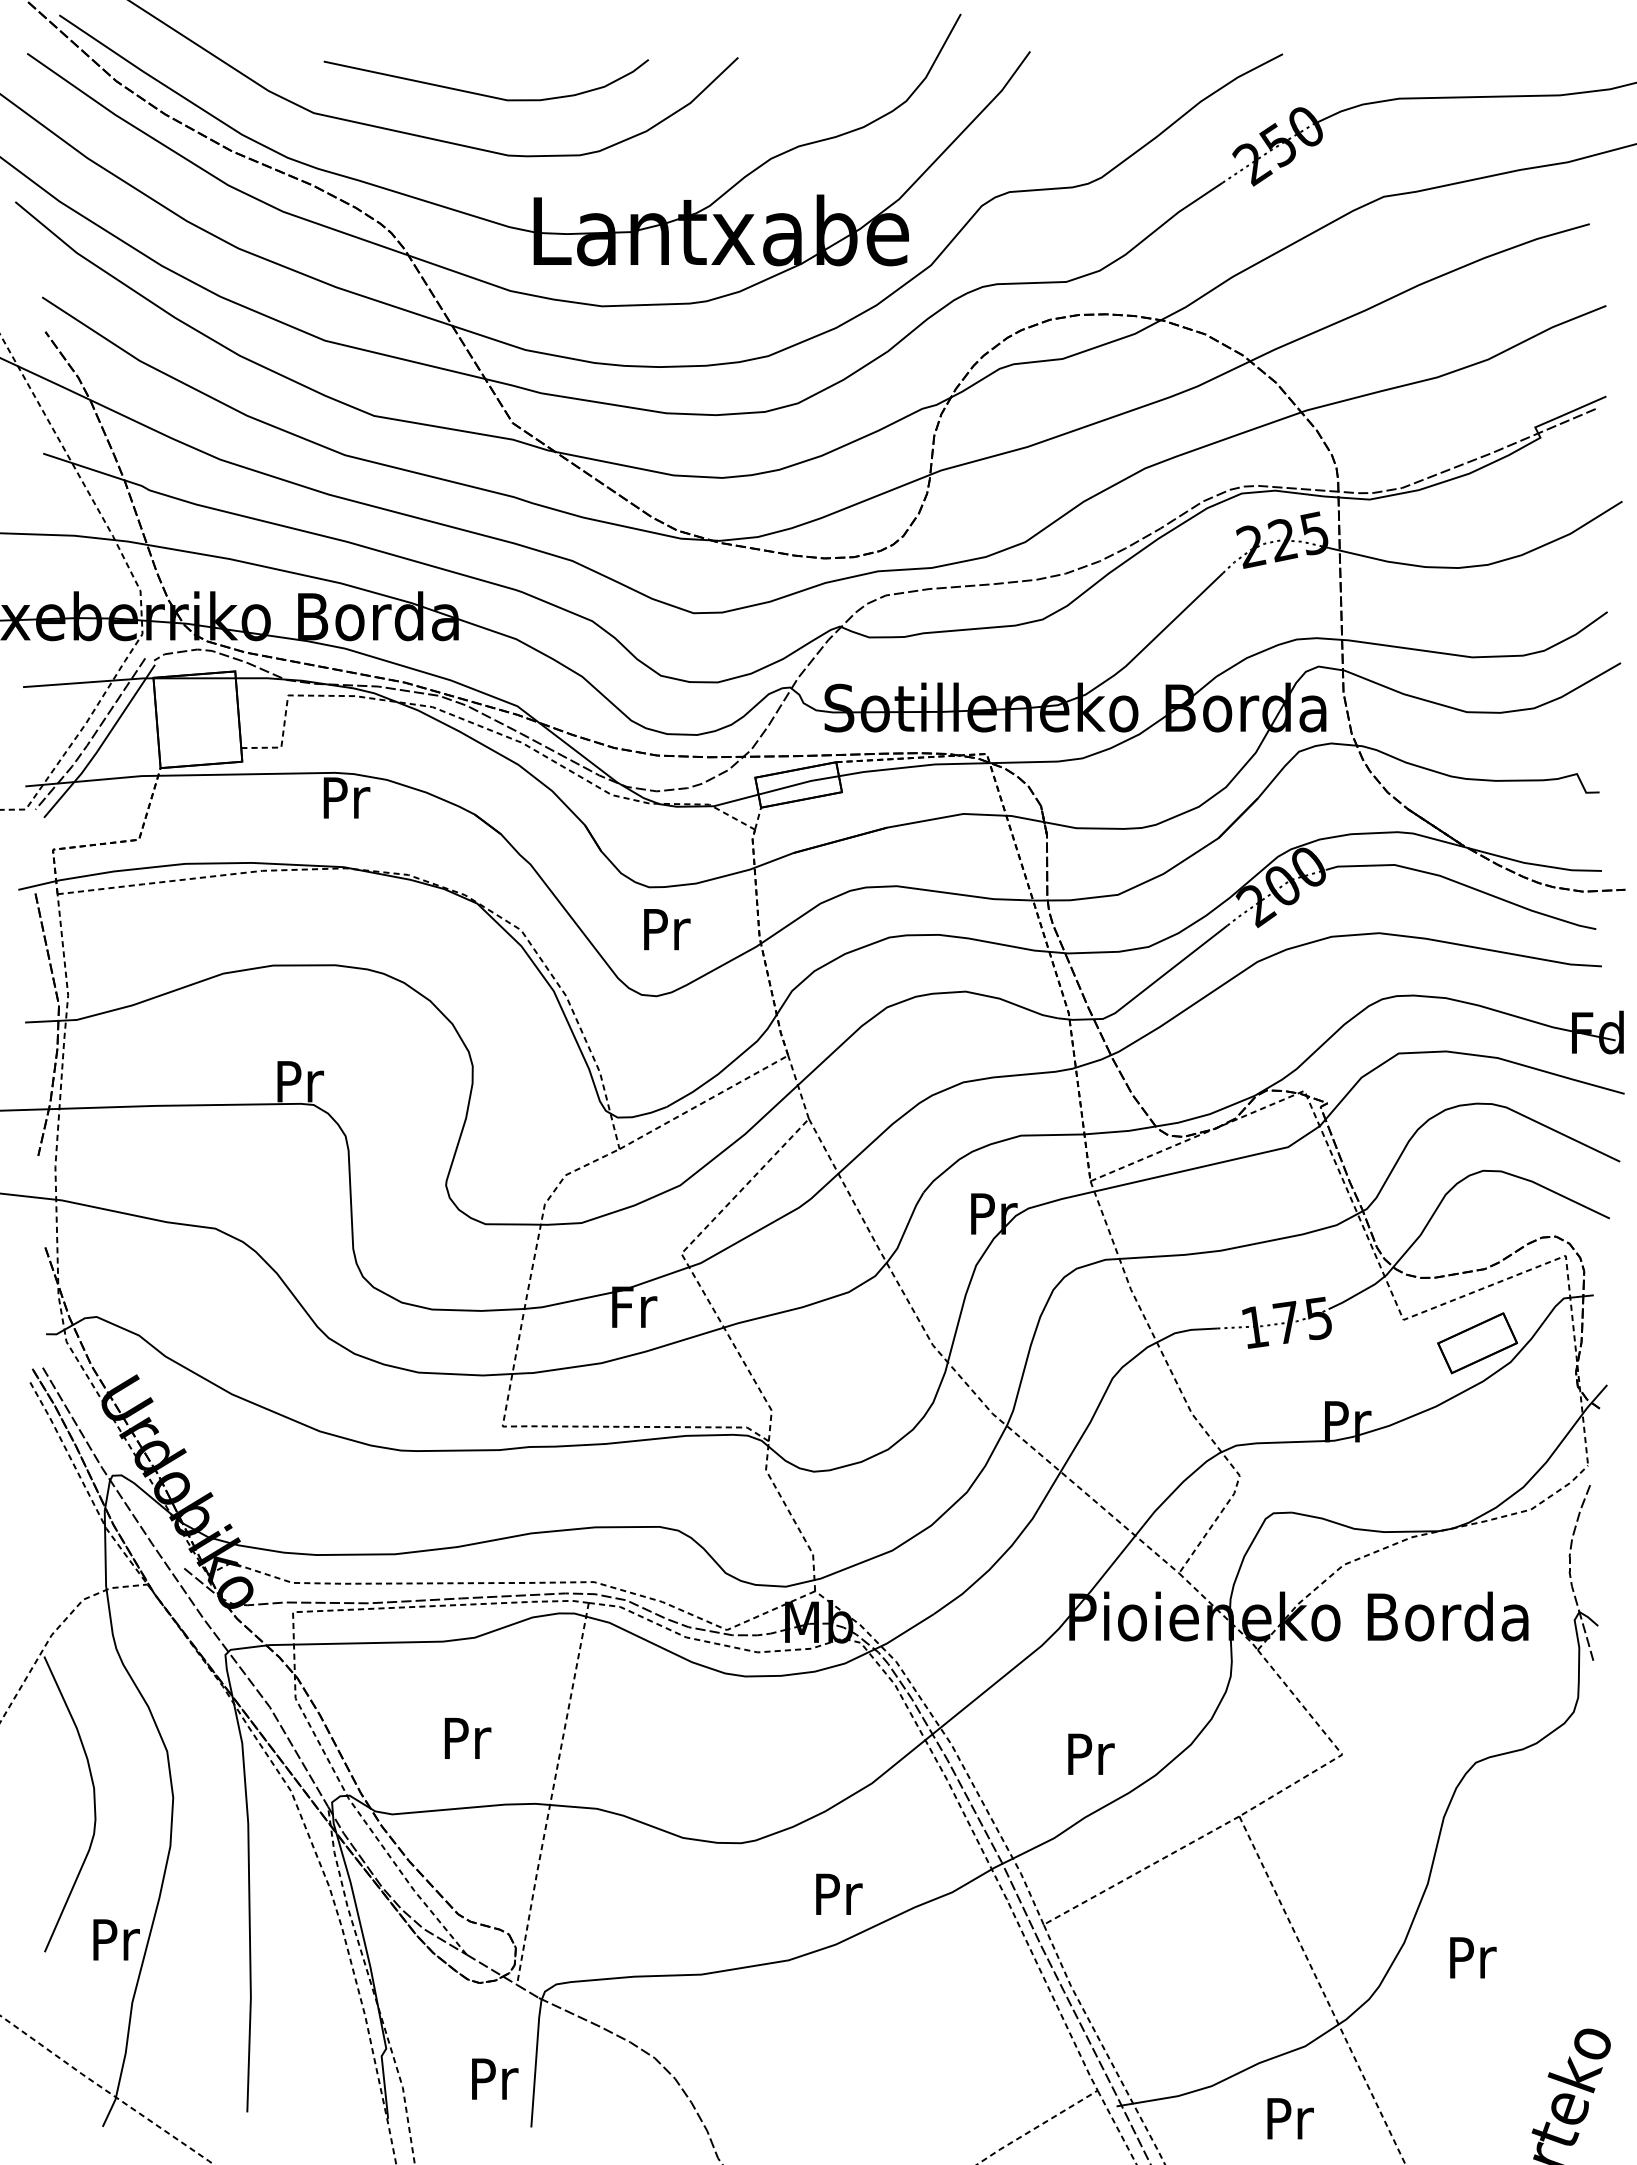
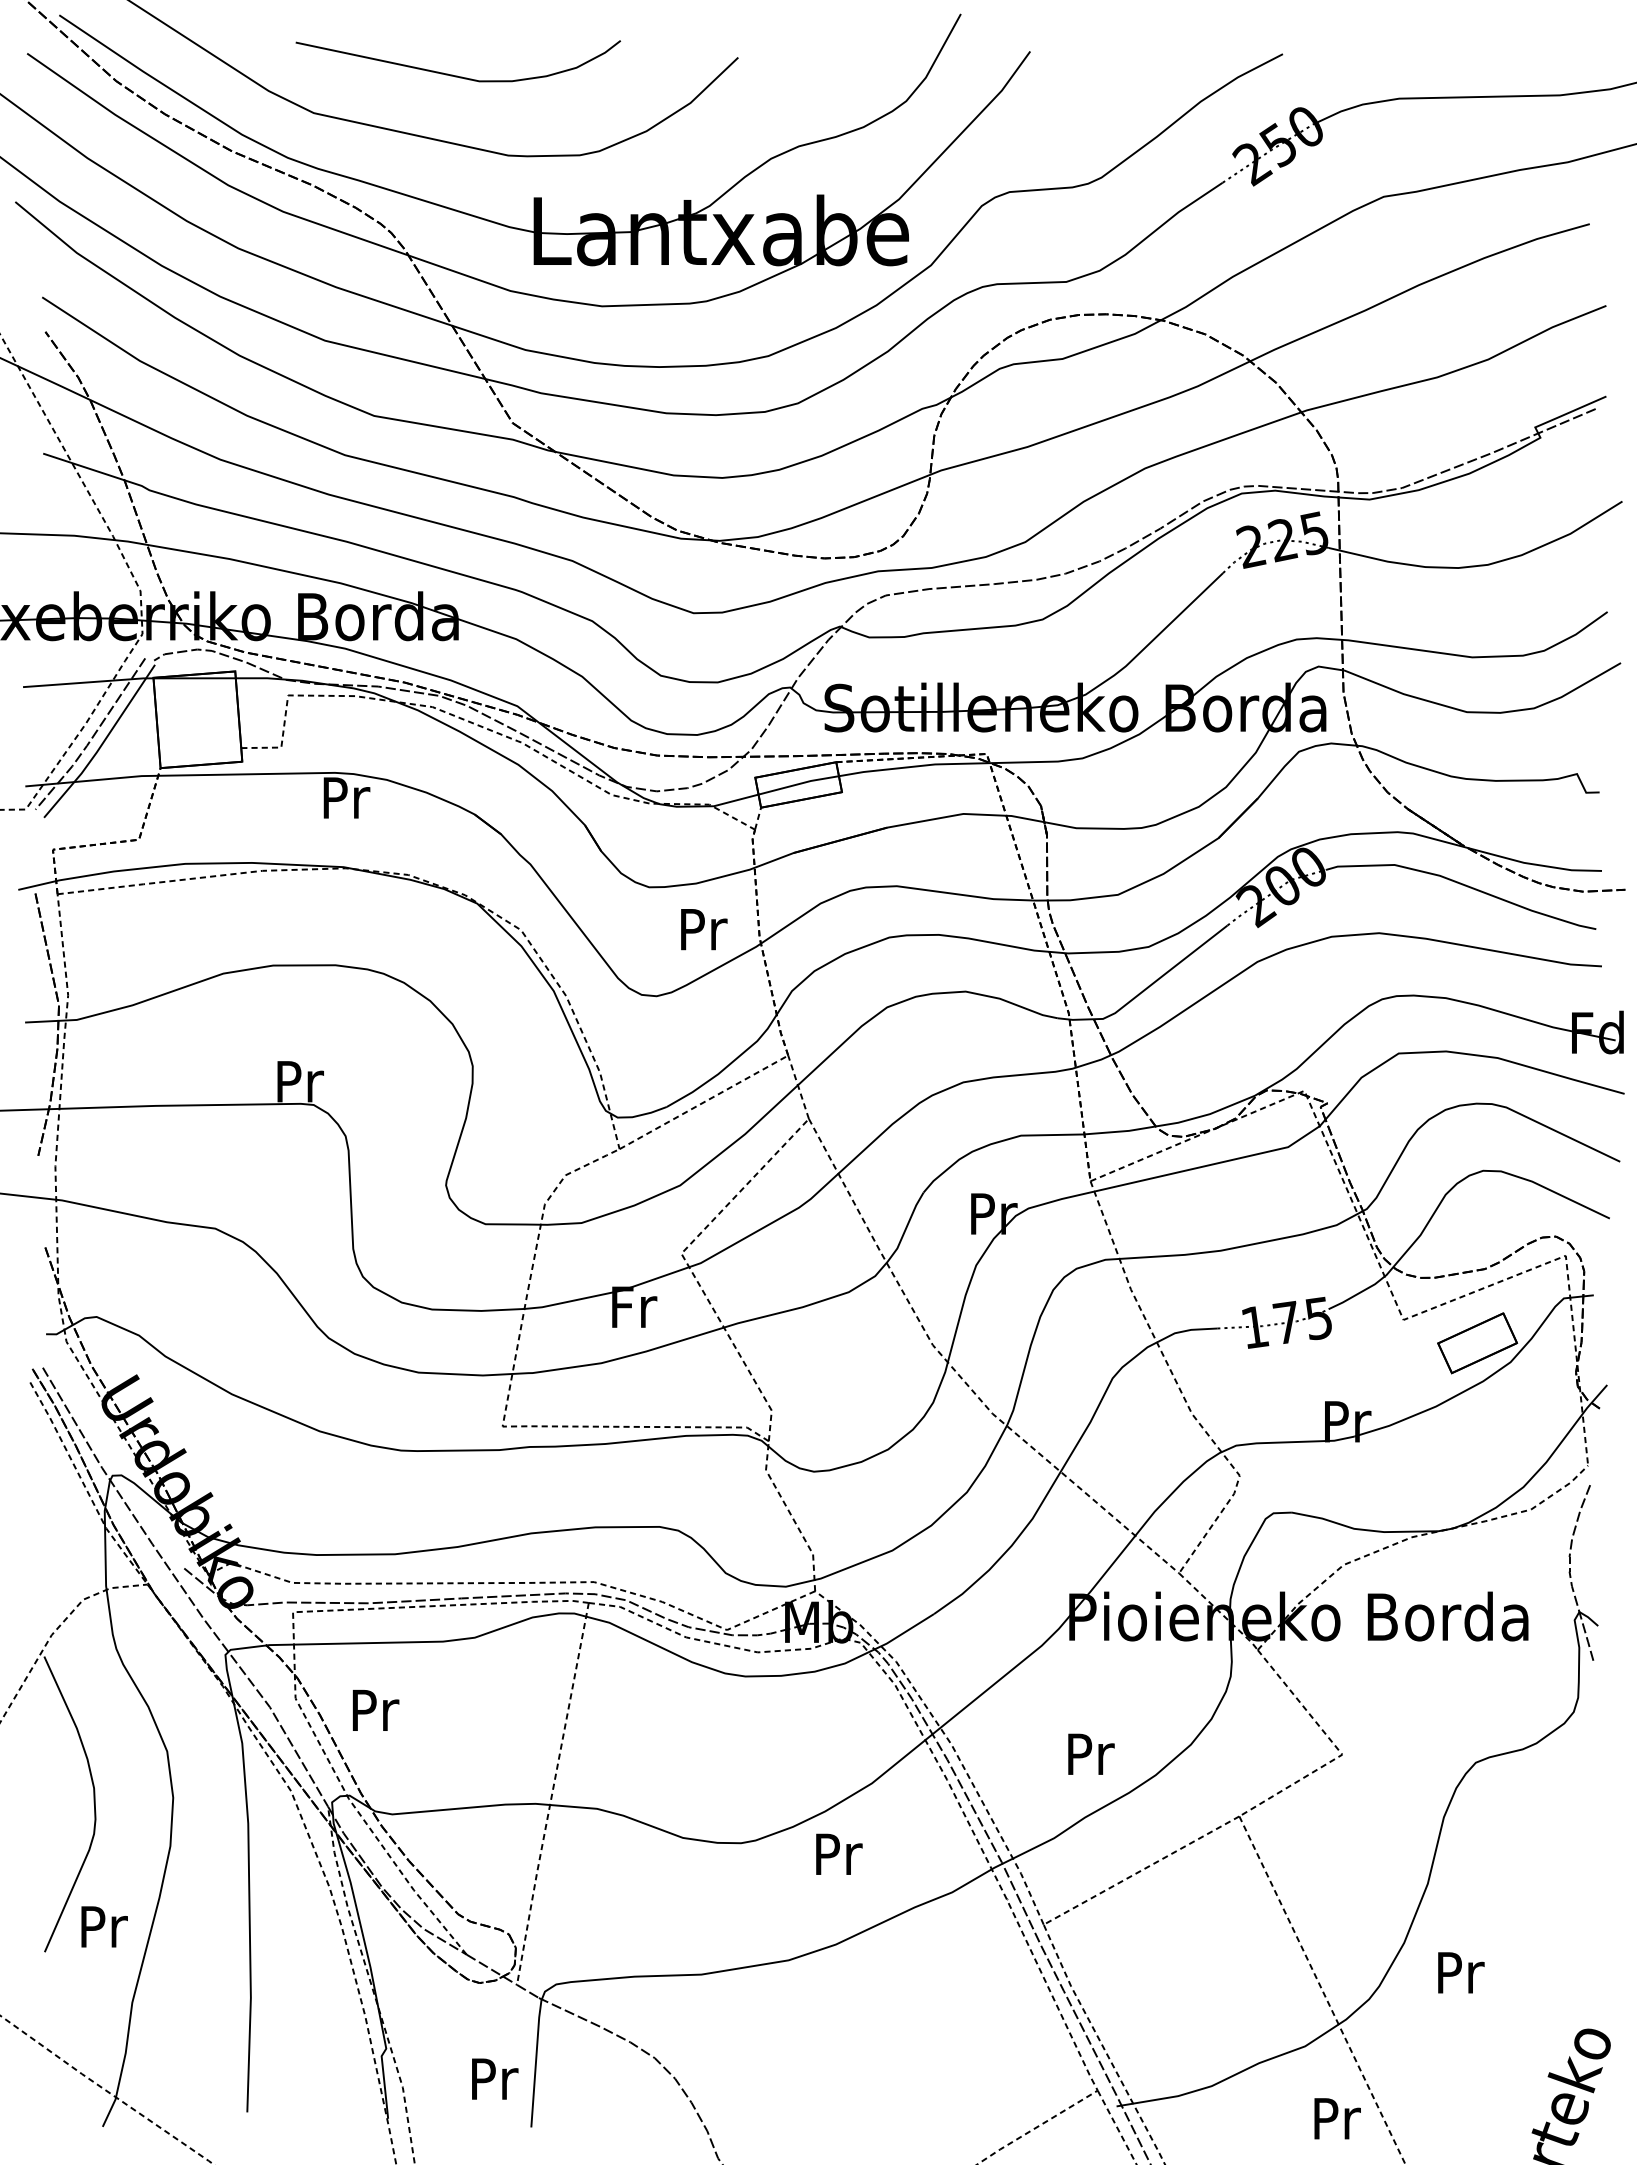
curve position: (480, 93) -> (452, 74) (452, 74)
text position: (667, 929) -> (704, 929) (704, 929)
text position: (468, 1738) -> (376, 1710) (376, 1710)
text position: (839, 1893) -> (839, 1853) (839, 1853)
text position: (116, 1939) -> (104, 1926) (104, 1926)
text position: (1473, 1957) -> (1461, 1972) (1461, 1972)
text position: (1290, 2118) -> (1337, 2118) (1337, 2118)
